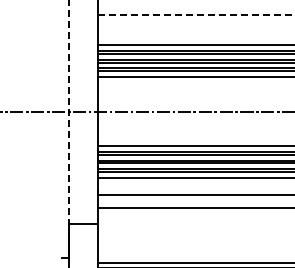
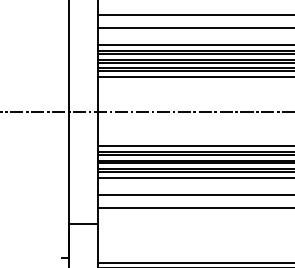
line: dashed -> solid (196, 15)
line: none -> present (194, 28)
line: dashed -> solid (69, 129)
